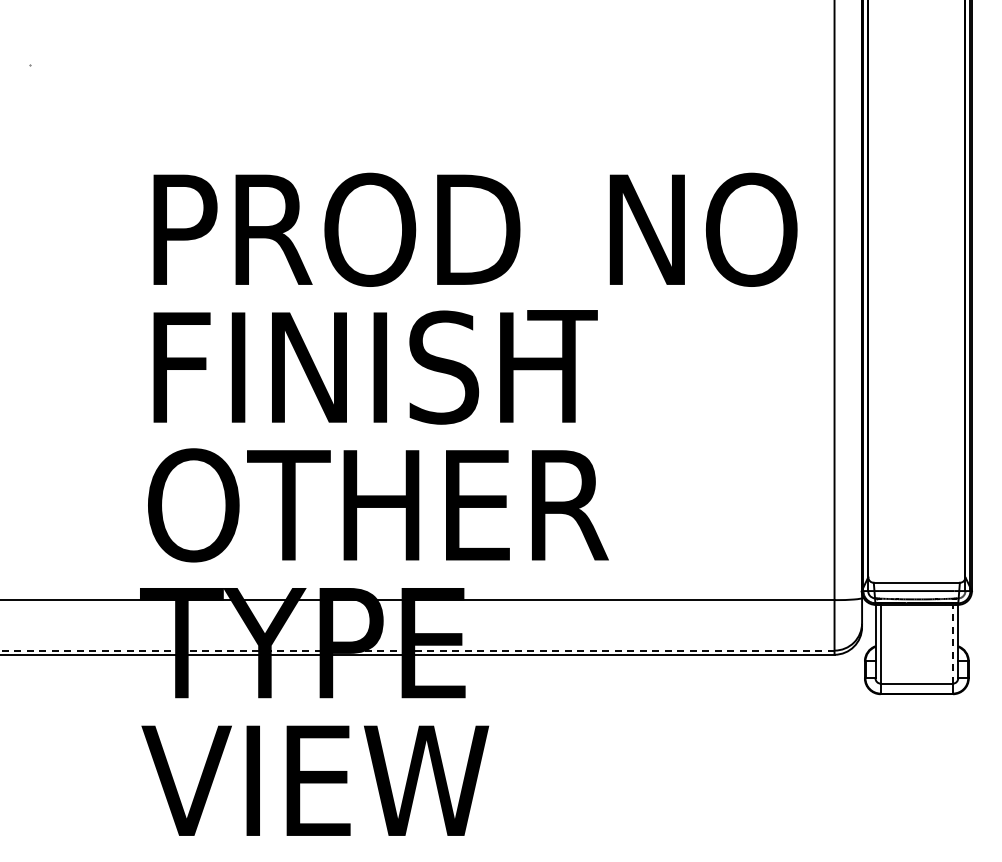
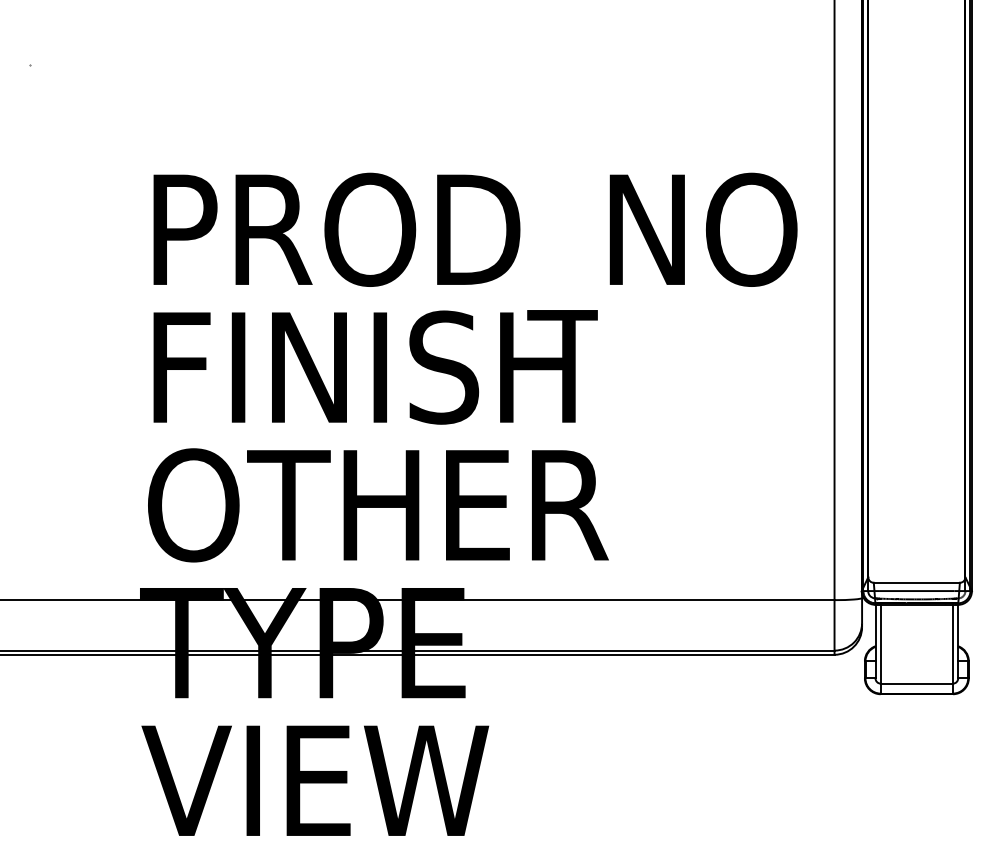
line: dashed -> solid (952, 643)
line: dashed -> solid (417, 650)
